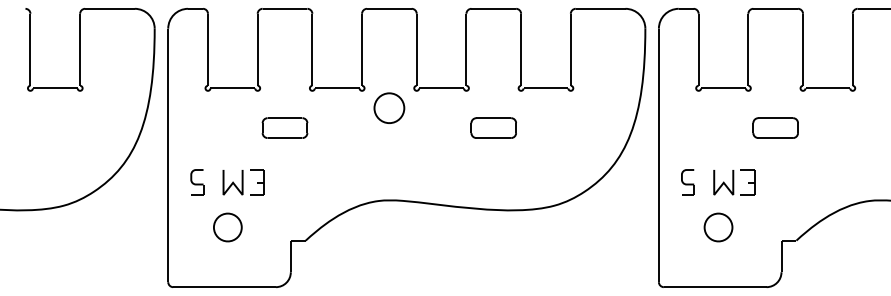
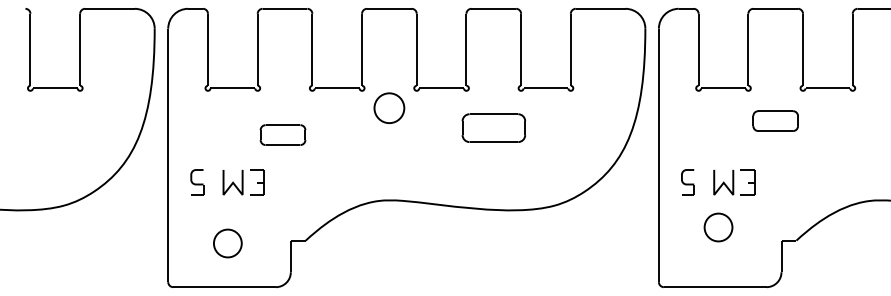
part position: (284, 127) -> (282, 134) (282, 134)
part size: 47x22 px -> 66x30 px (493, 127)
part position: (775, 127) -> (775, 120) (775, 120)
part position: (227, 227) -> (227, 243) (227, 243)
